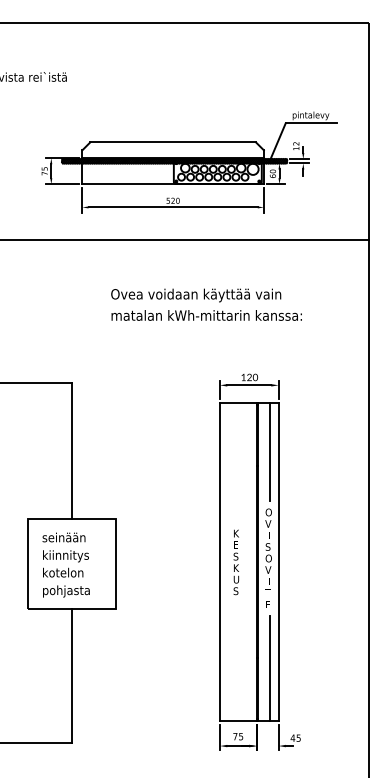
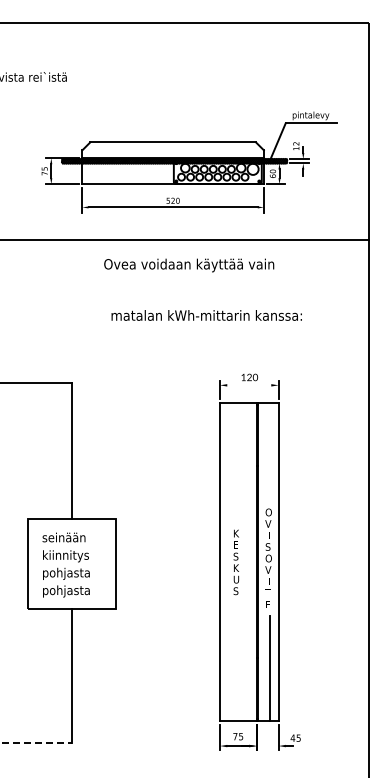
text position: (196, 295) -> (189, 265) (189, 265)
line: present -> none (249, 385)
line: present -> none (270, 452)
text: kotelon -> pohjasta (66, 573)
line: solid -> dashed (36, 743)
